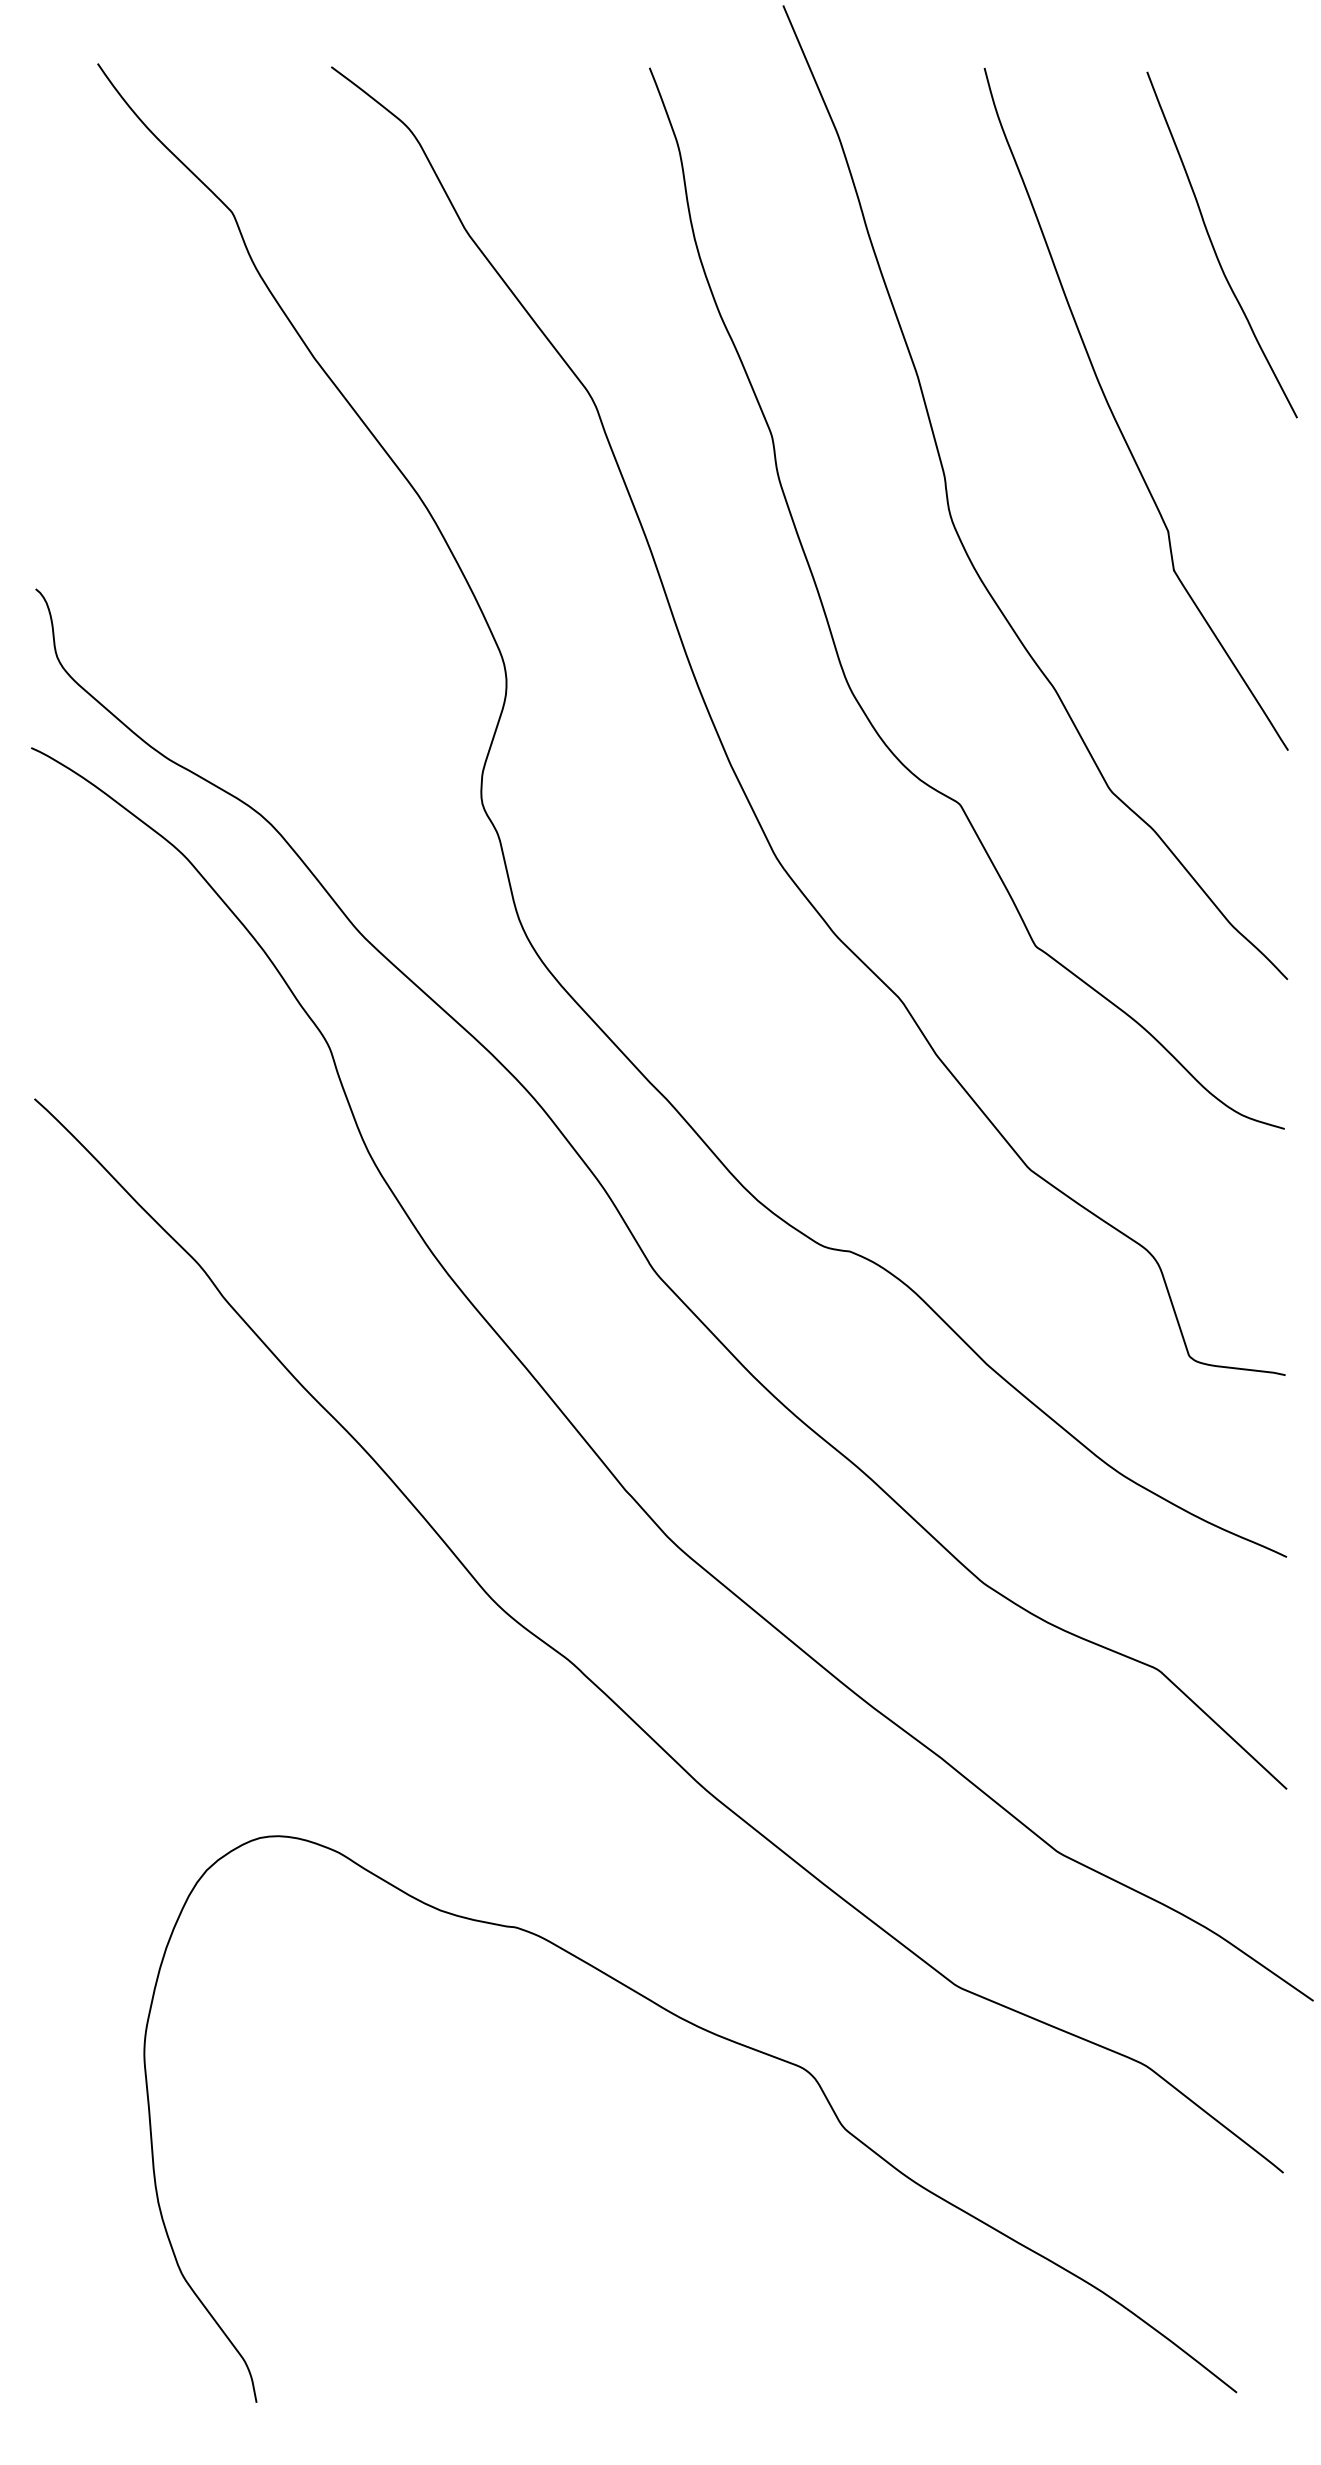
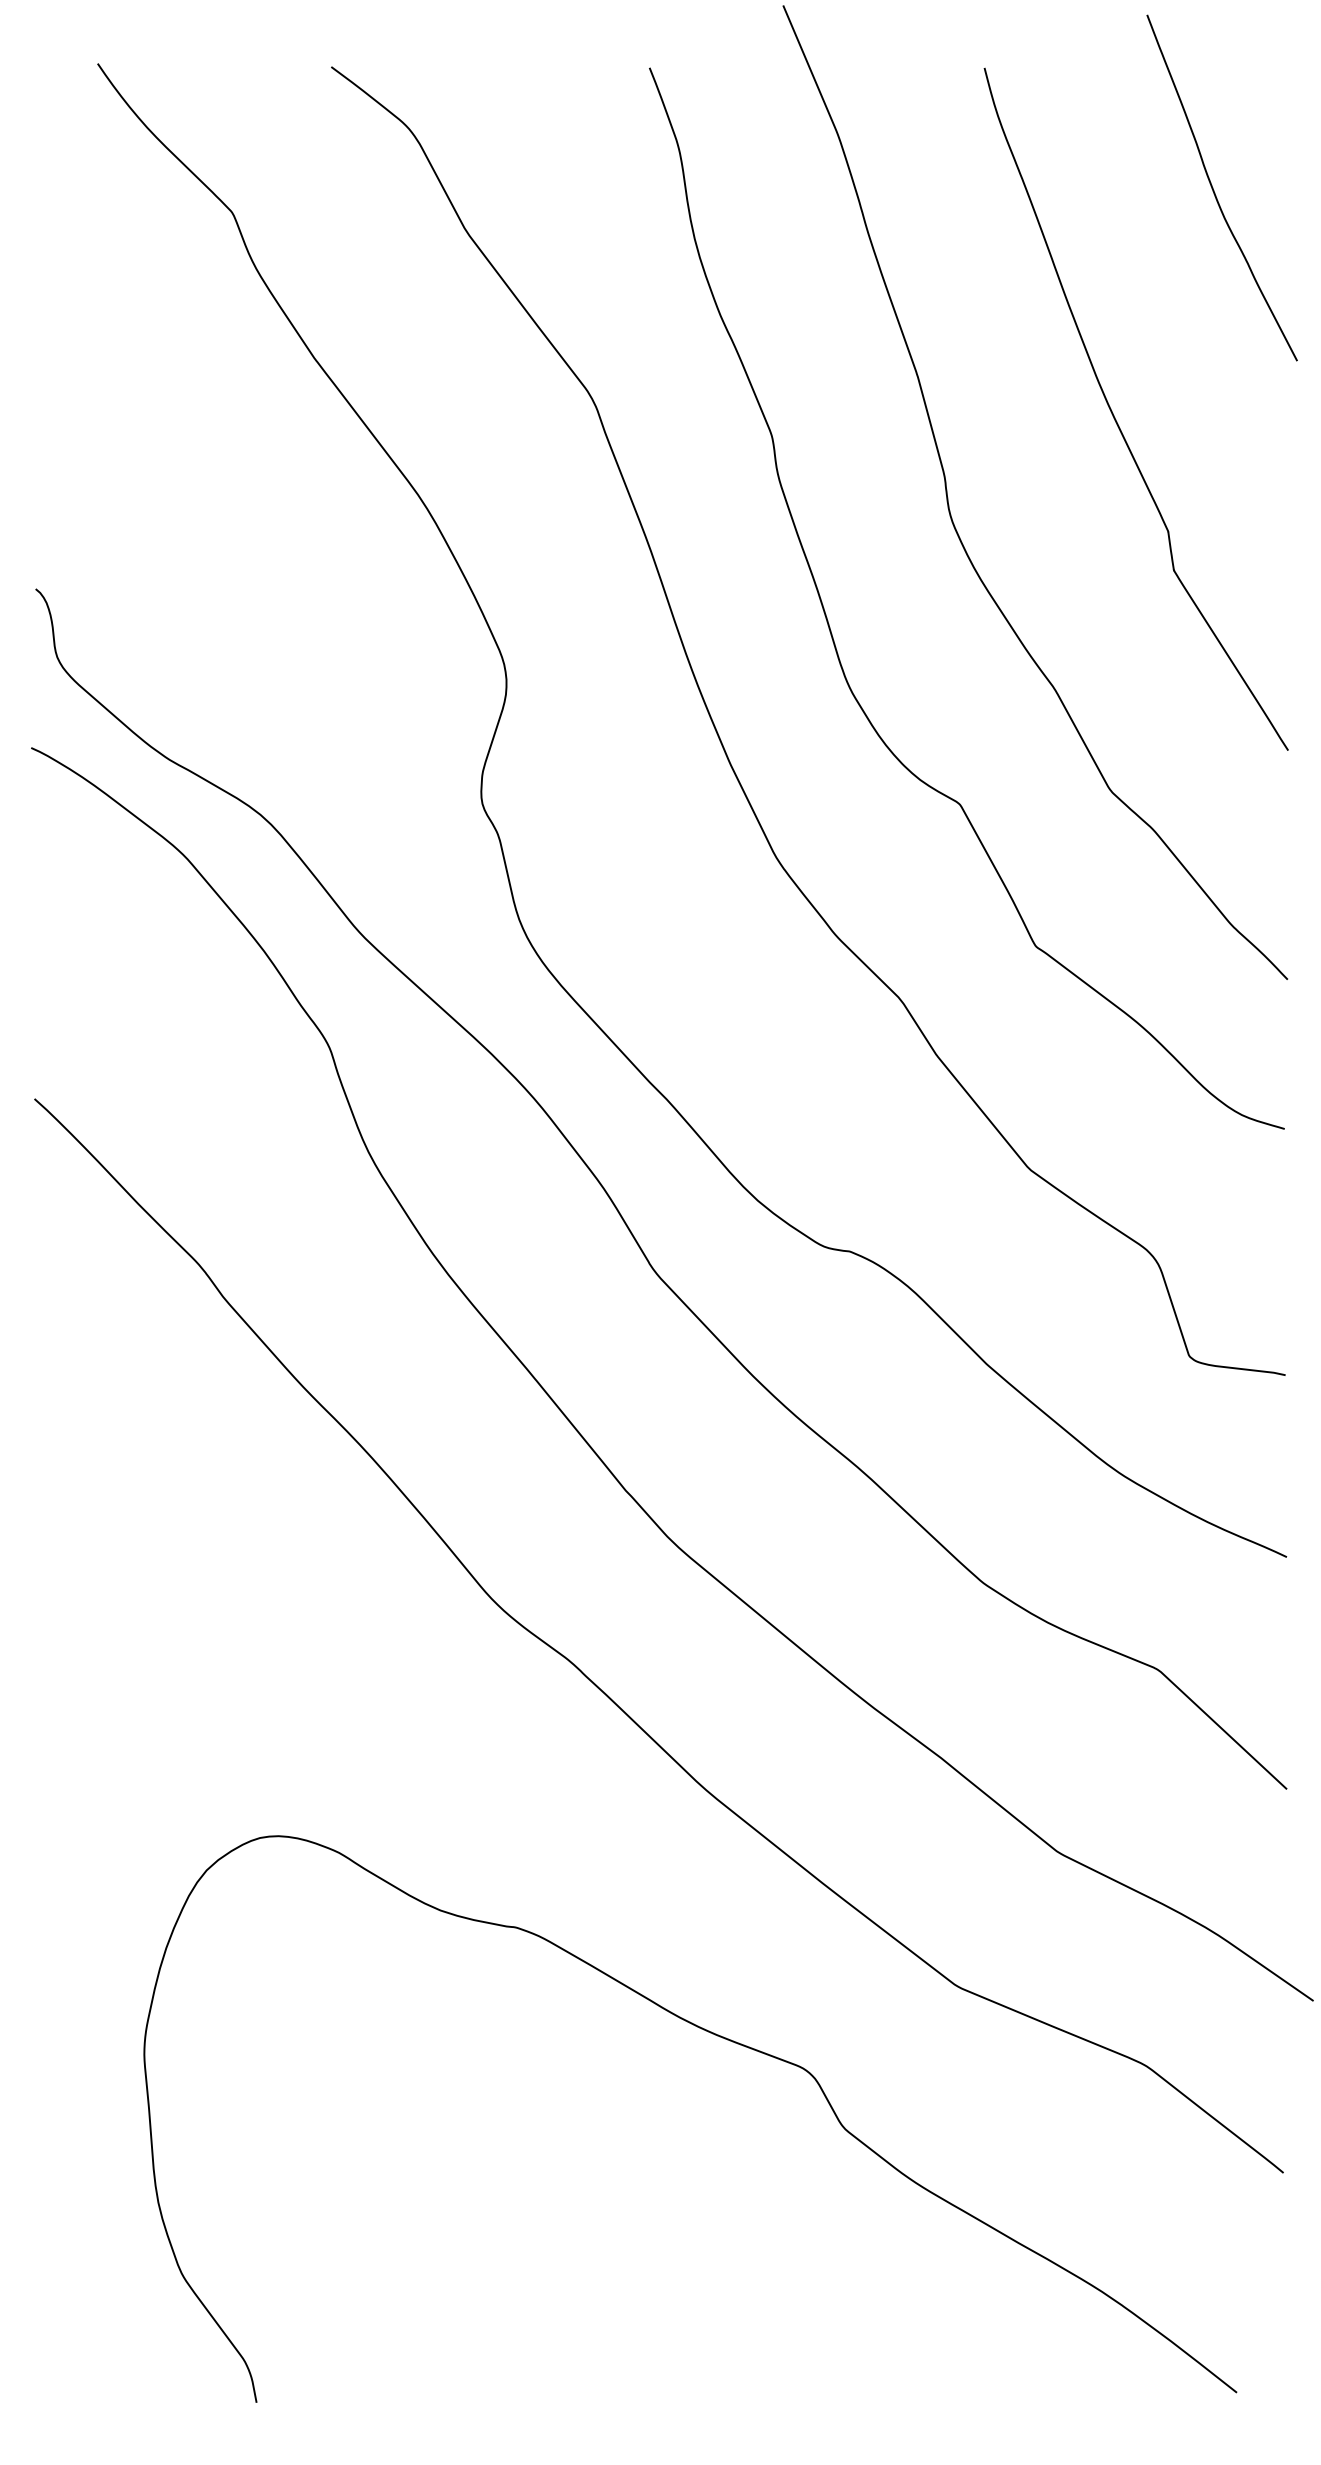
curve position: (1214, 247) -> (1214, 190) (1214, 190)
